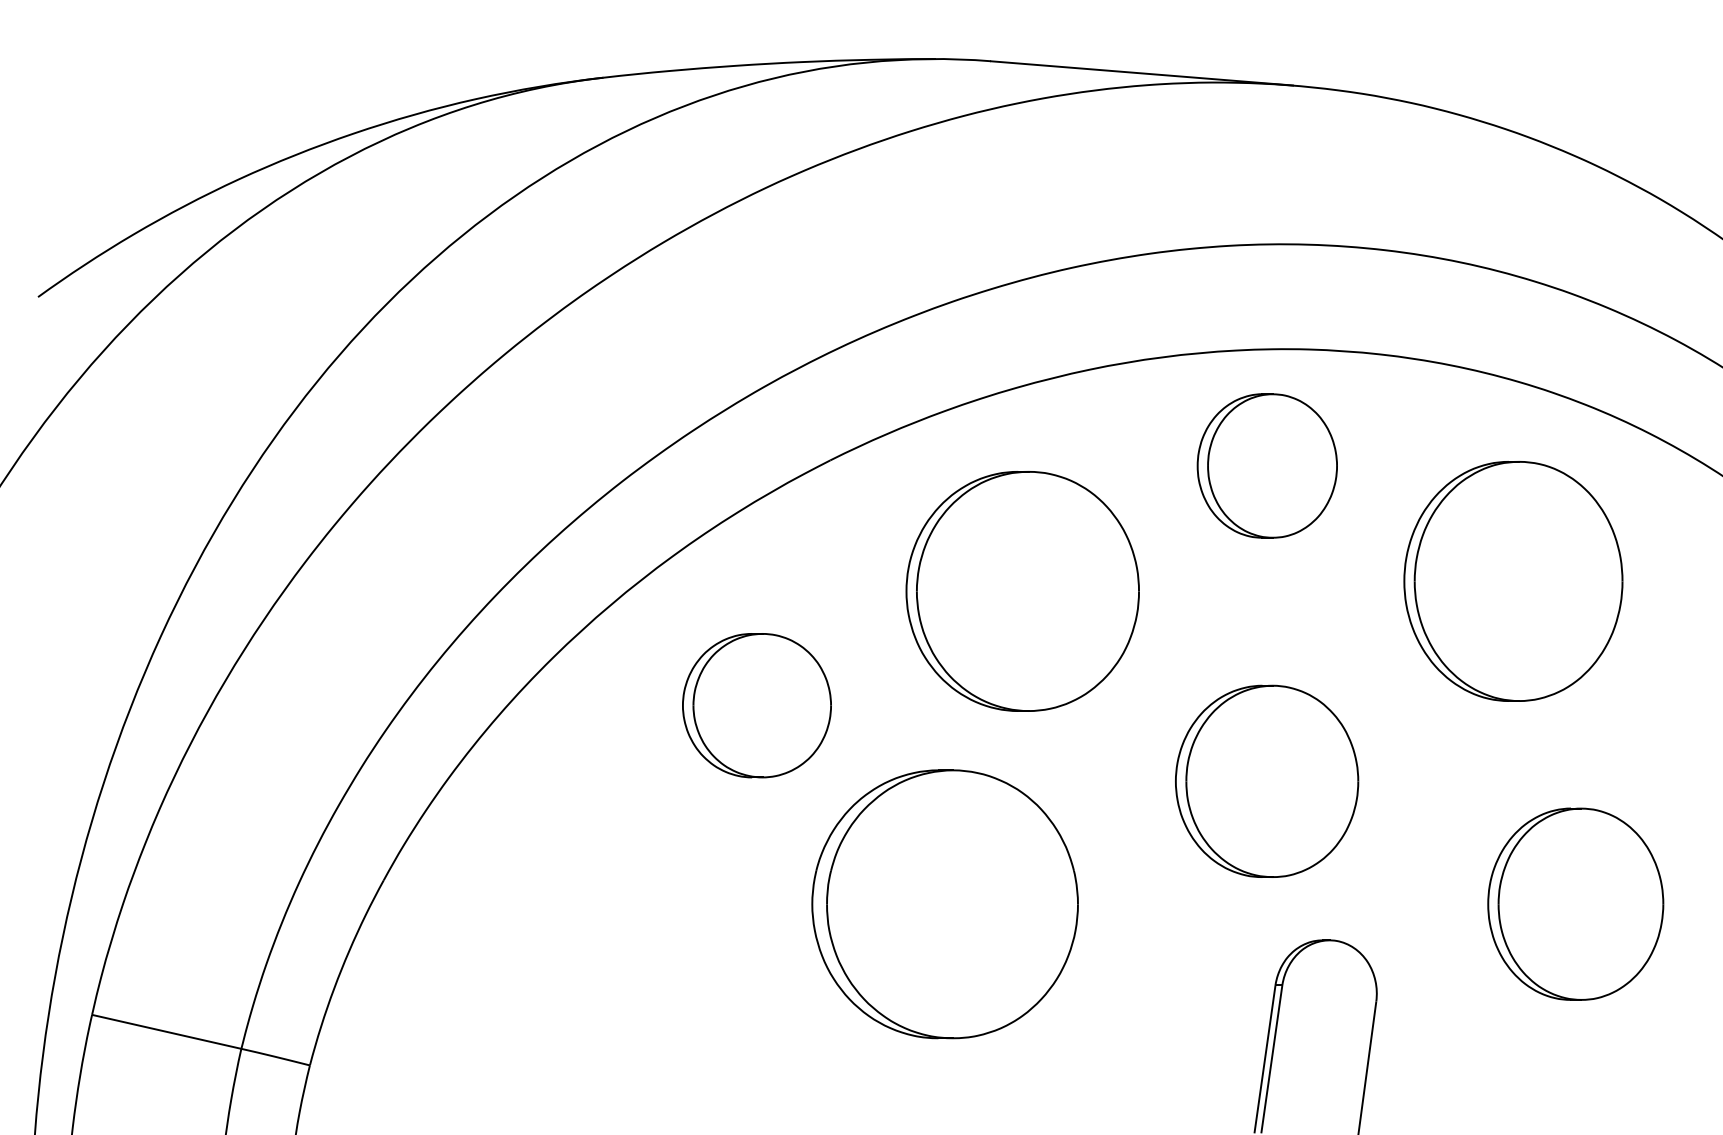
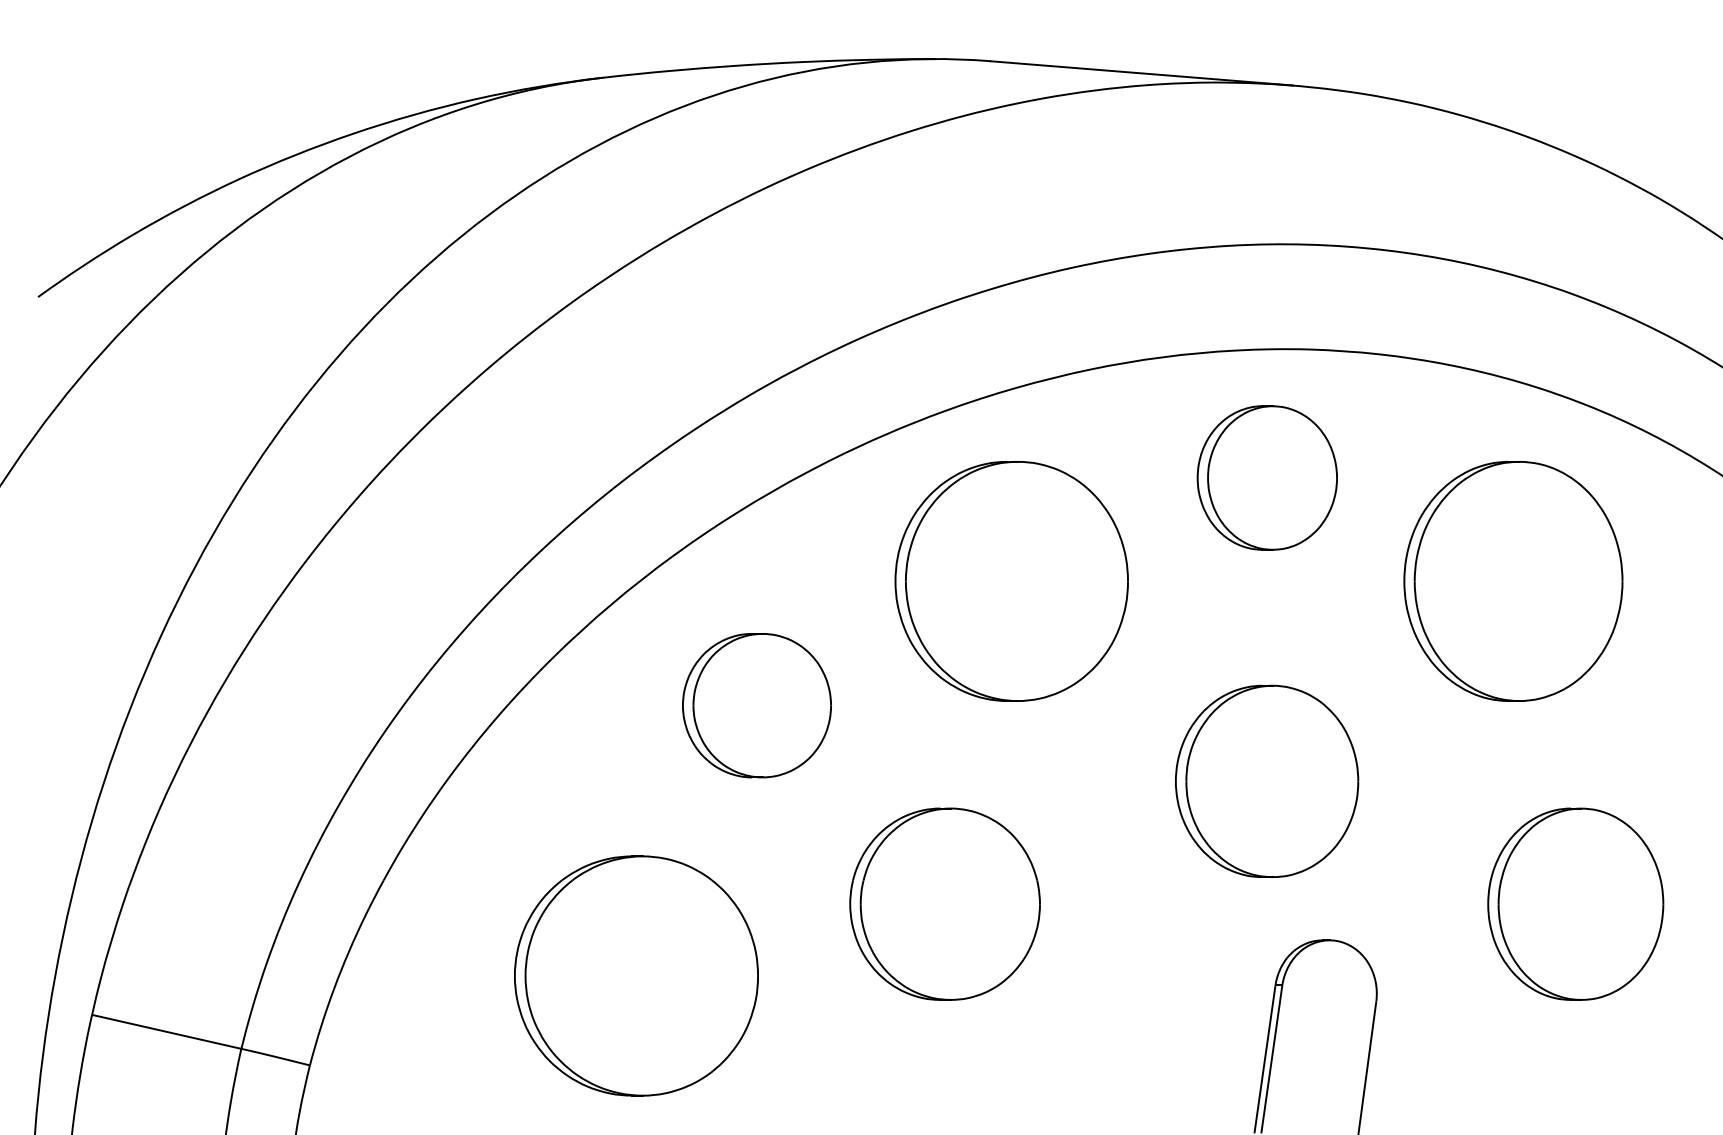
part position: (1266, 465) -> (1266, 477) (1266, 477)
part position: (1022, 591) -> (1011, 581) (1011, 581)
part size: 268x271 px -> 192x194 px (944, 903)
part: none -> present (636, 975)
